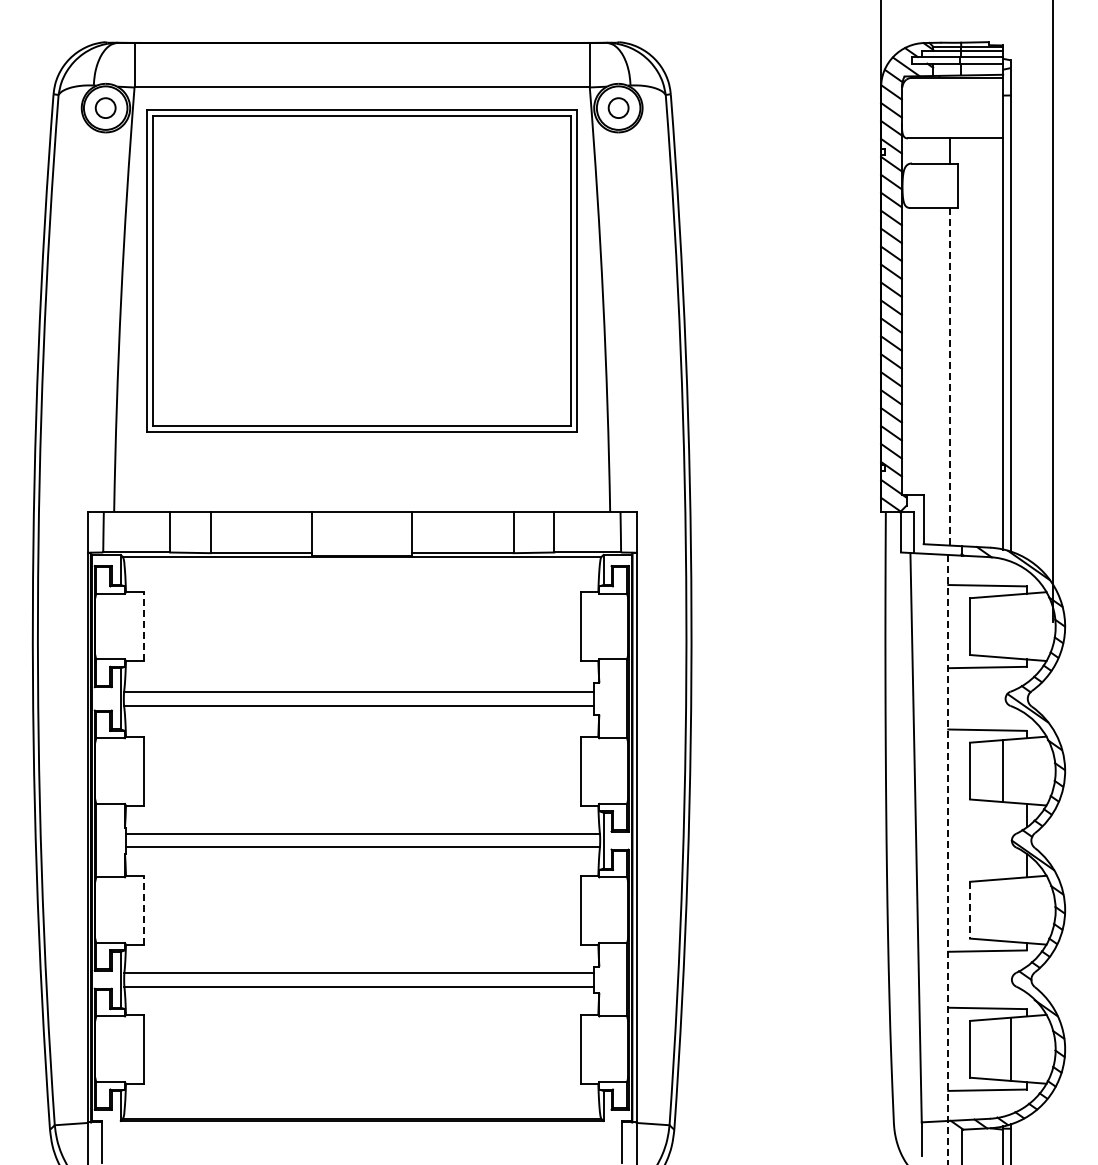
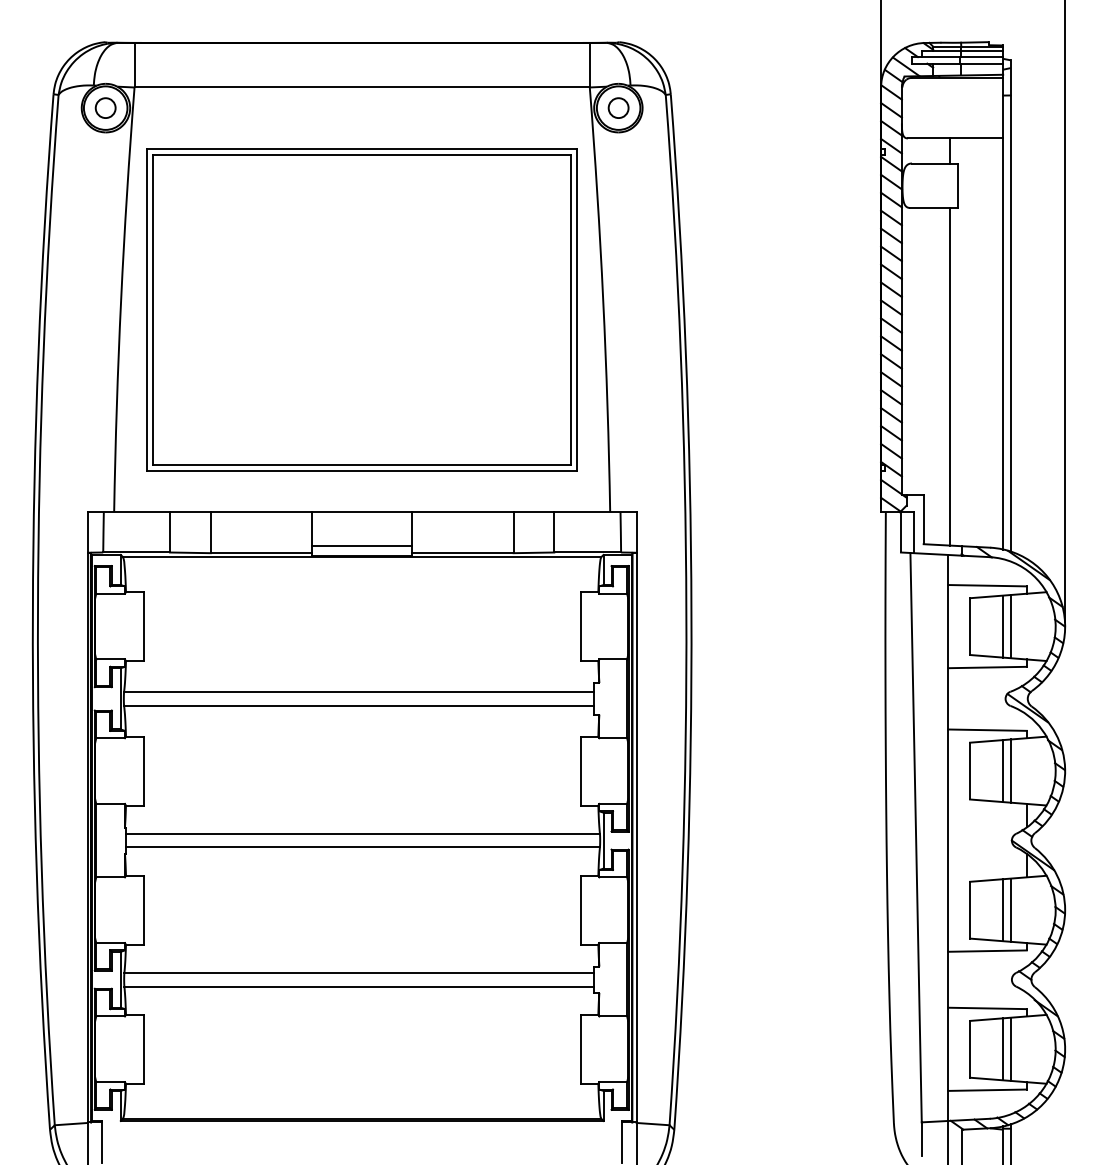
part position: (361, 270) -> (361, 309) (361, 309)
line position: (1053, 311) -> (1065, 311) (1065, 311)
line: dashed -> solid (950, 376)
line: none -> present (361, 546)
line: dashed -> solid (143, 626)
line: none -> present (1003, 626)
line: none -> present (1010, 626)
line: none -> present (1010, 770)
line: dashed -> solid (948, 859)
line: dashed -> solid (143, 909)
line: none -> present (1010, 909)
line: dashed -> solid (970, 910)
line: none -> present (1003, 910)
line: none -> present (1003, 1049)
